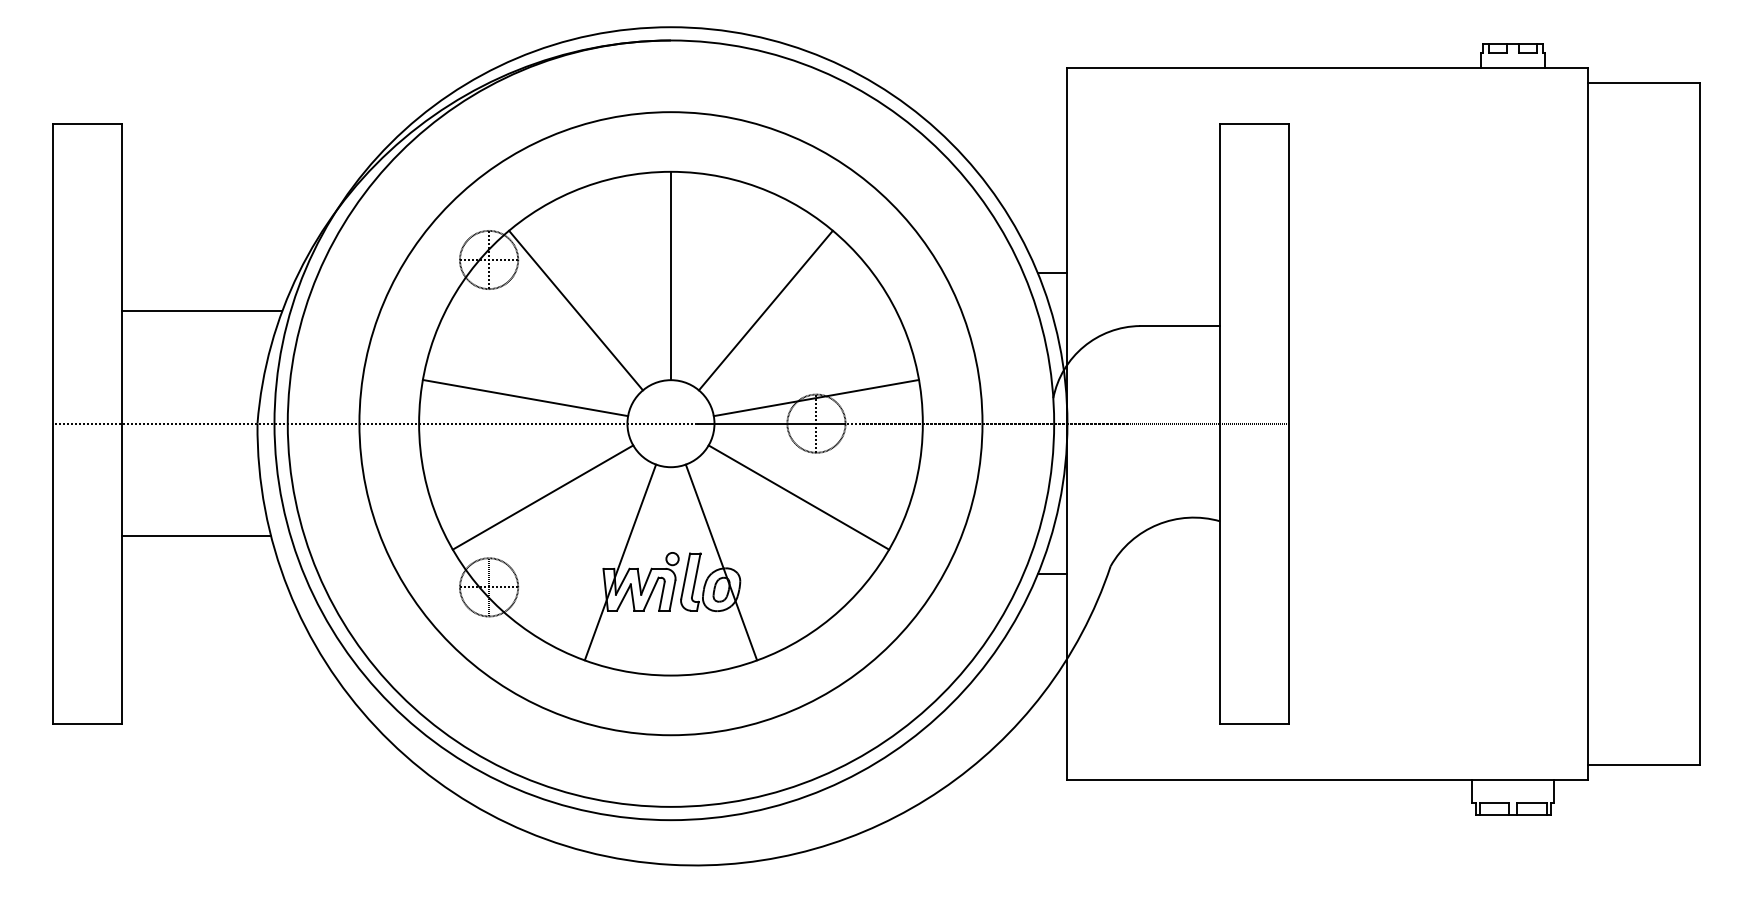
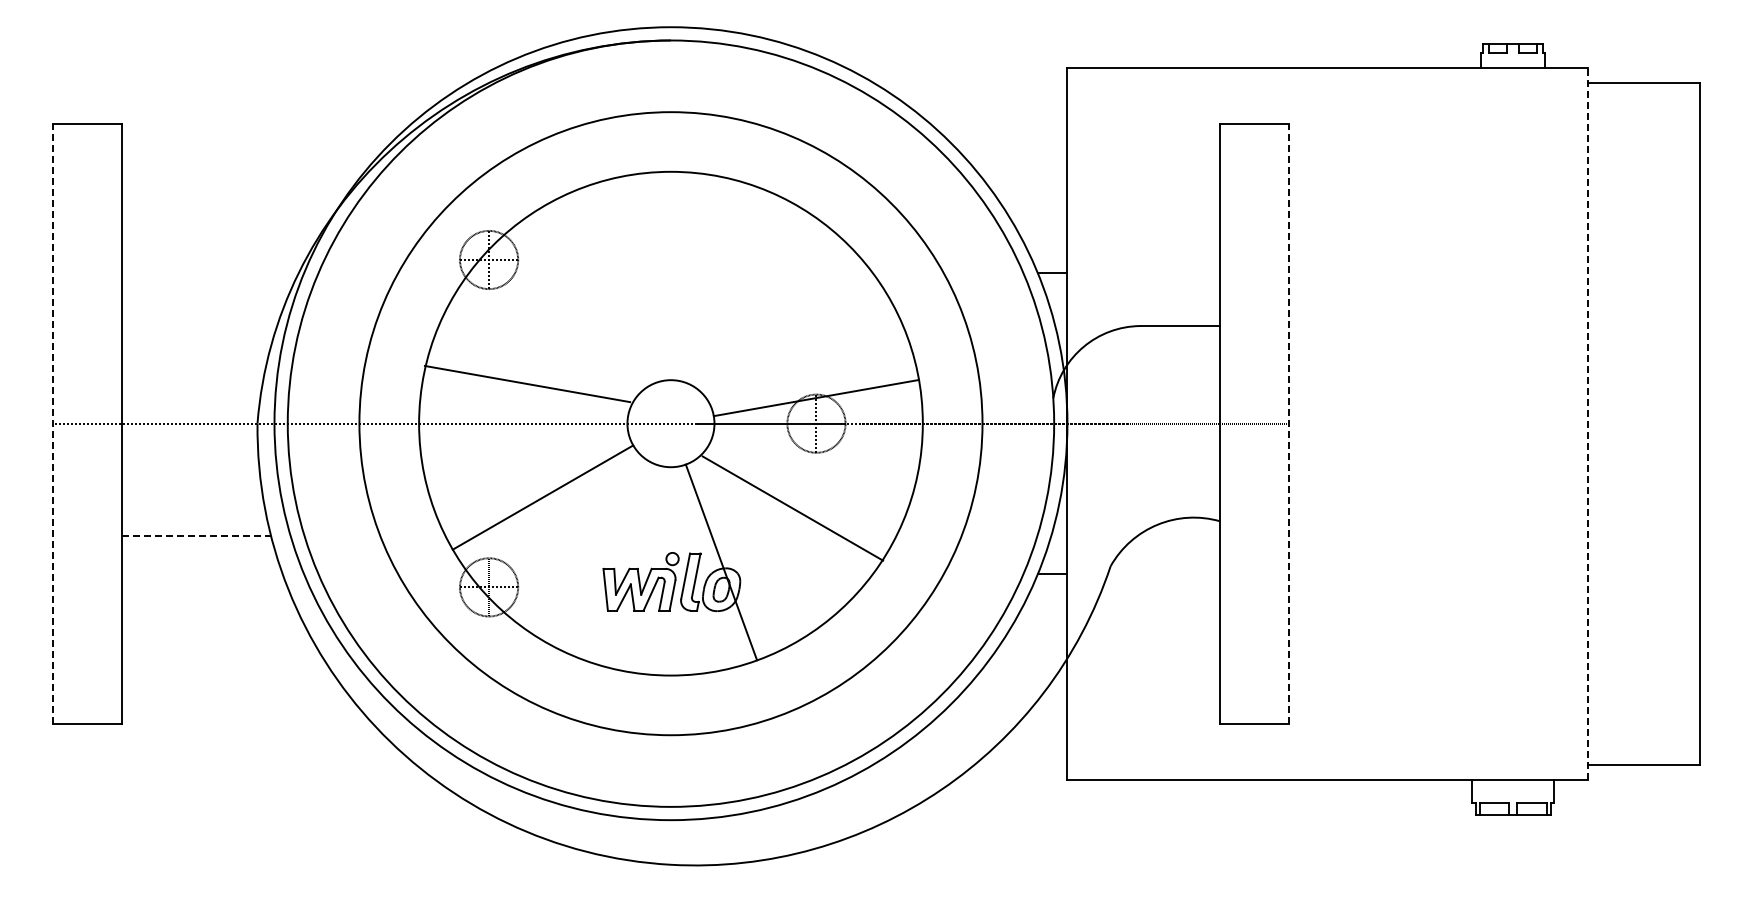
line: present -> none (670, 275)
line: present -> none (576, 310)
line: present -> none (765, 310)
line: present -> none (201, 311)
line position: (525, 397) -> (527, 383) (527, 383)
line: solid -> dashed (52, 423)
line: solid -> dashed (1289, 423)
line: solid -> dashed (1588, 423)
line position: (798, 497) -> (792, 508) (792, 508)
line: solid -> dashed (196, 536)
line: present -> none (620, 562)
